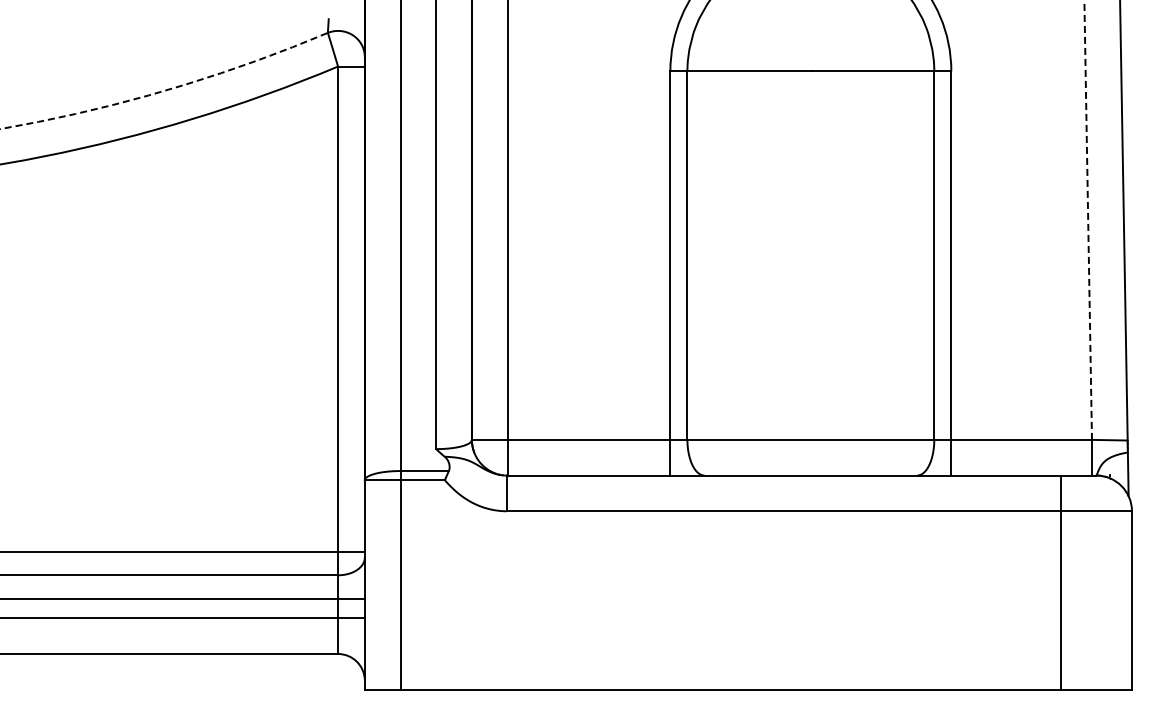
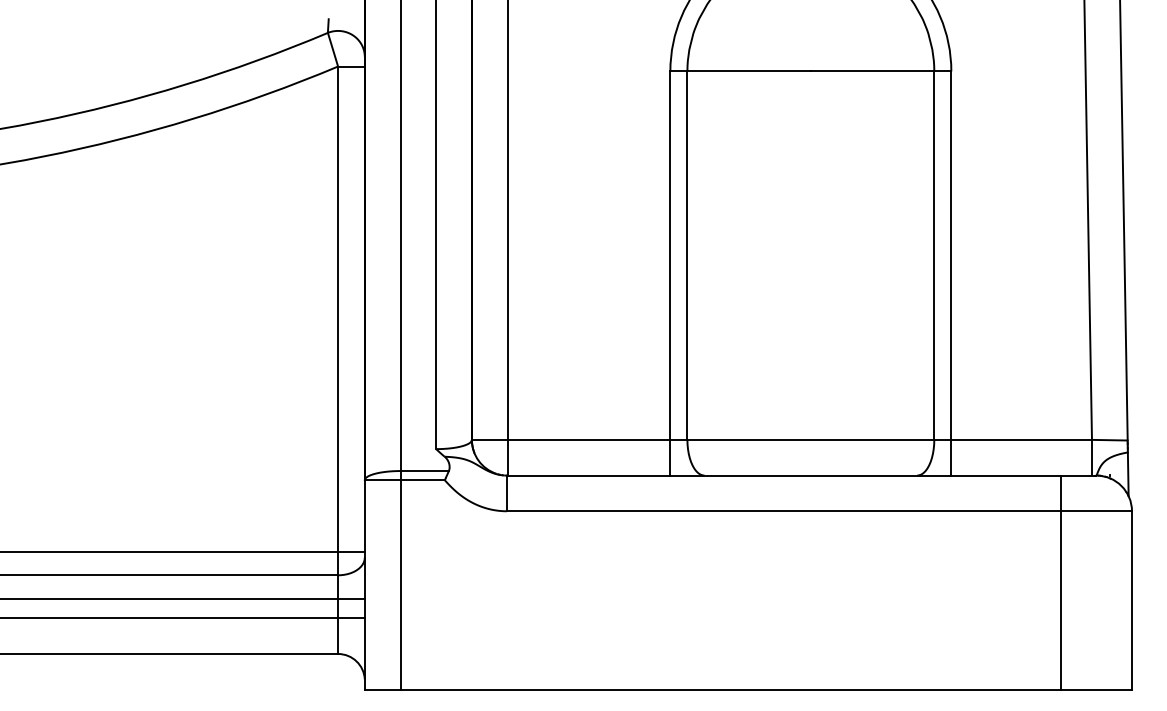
arc: dashed -> solid (166, 90)
line: dashed -> solid (1088, 220)
